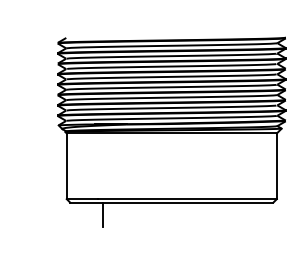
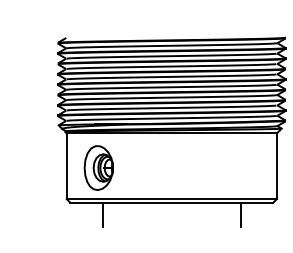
part: none -> present (98, 167)
line: none -> present (240, 214)
